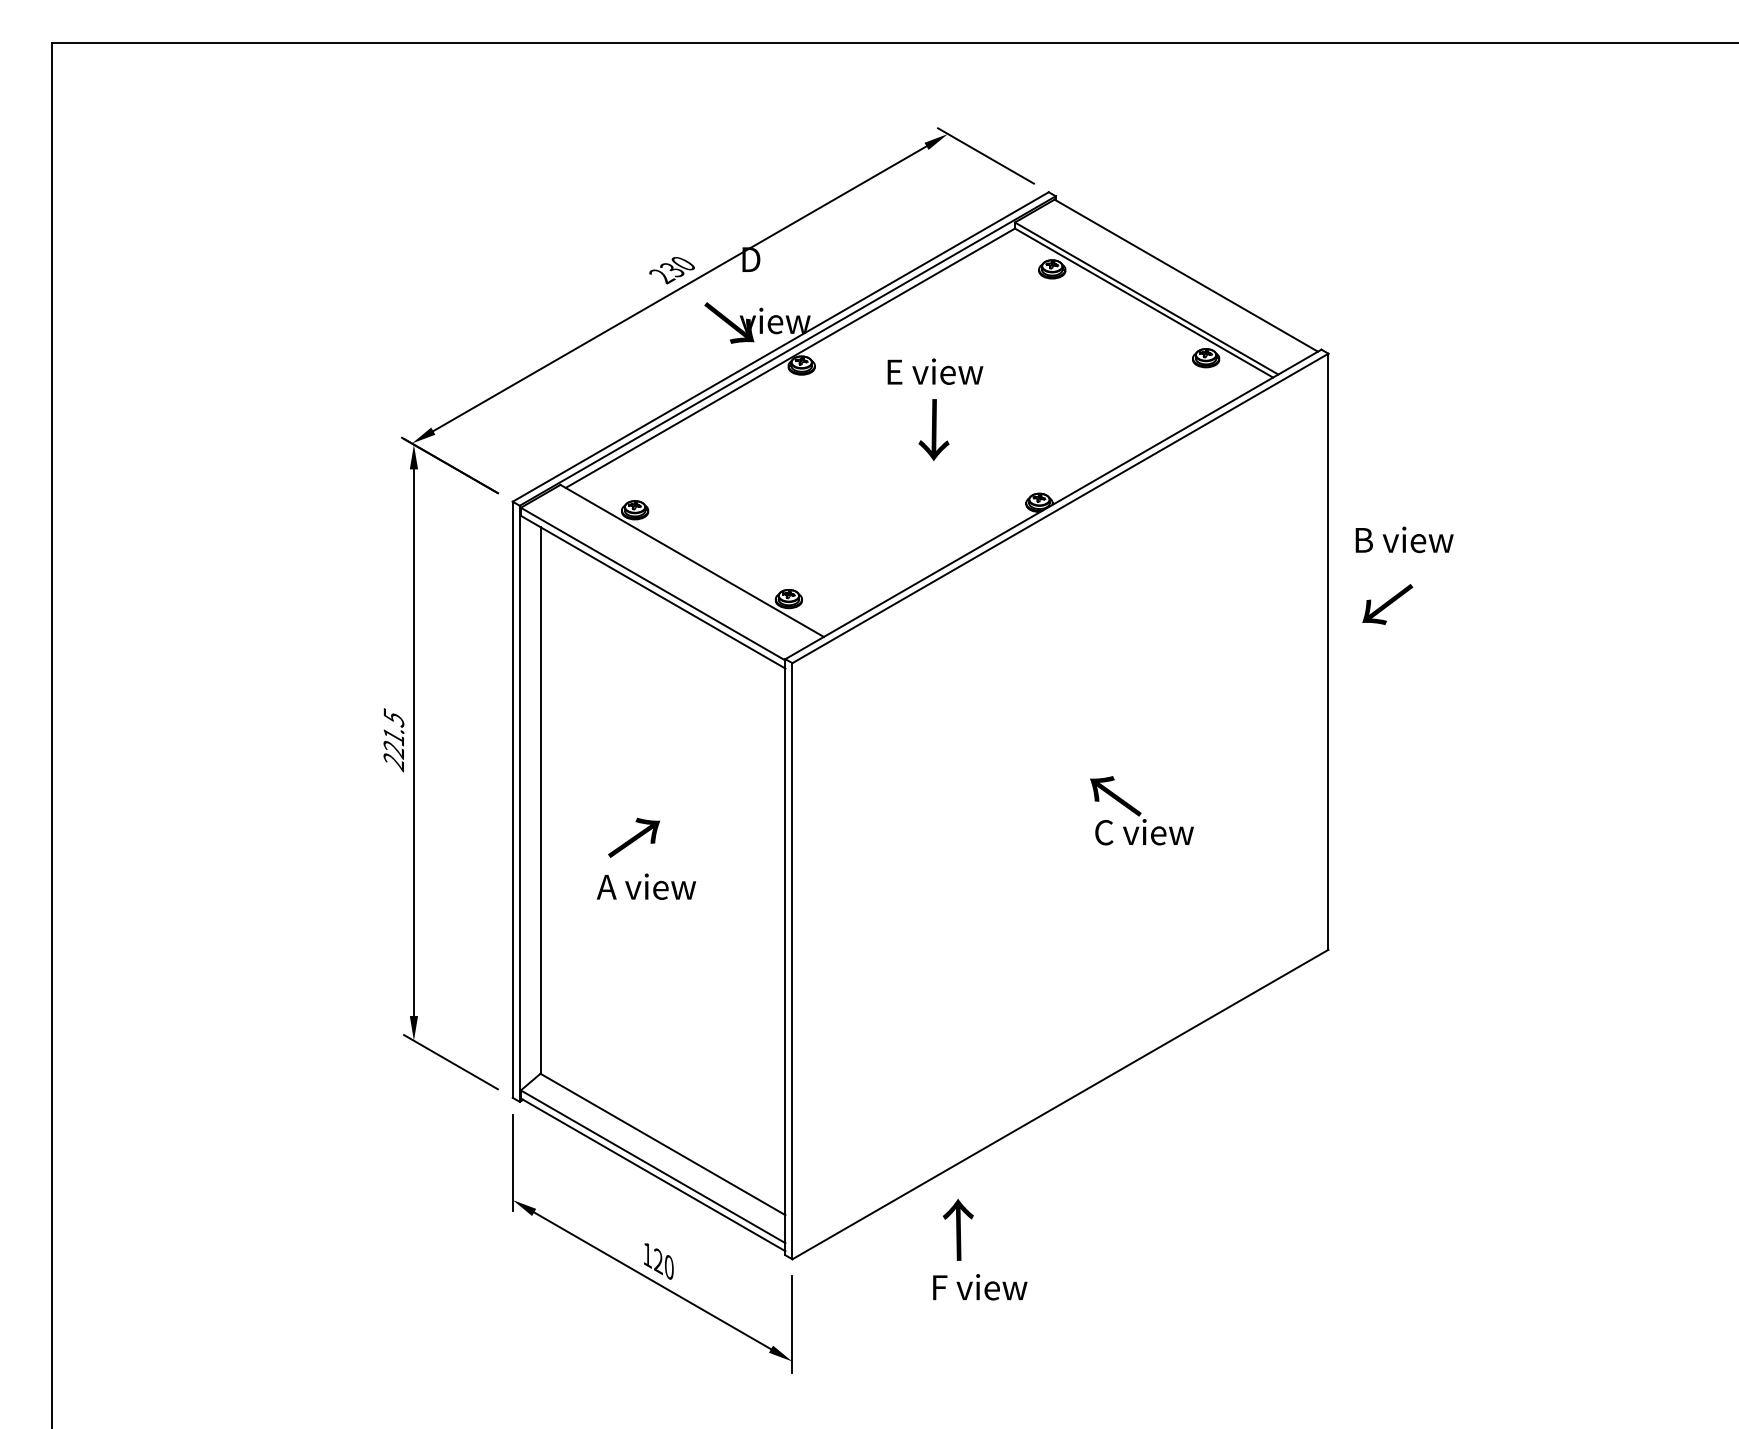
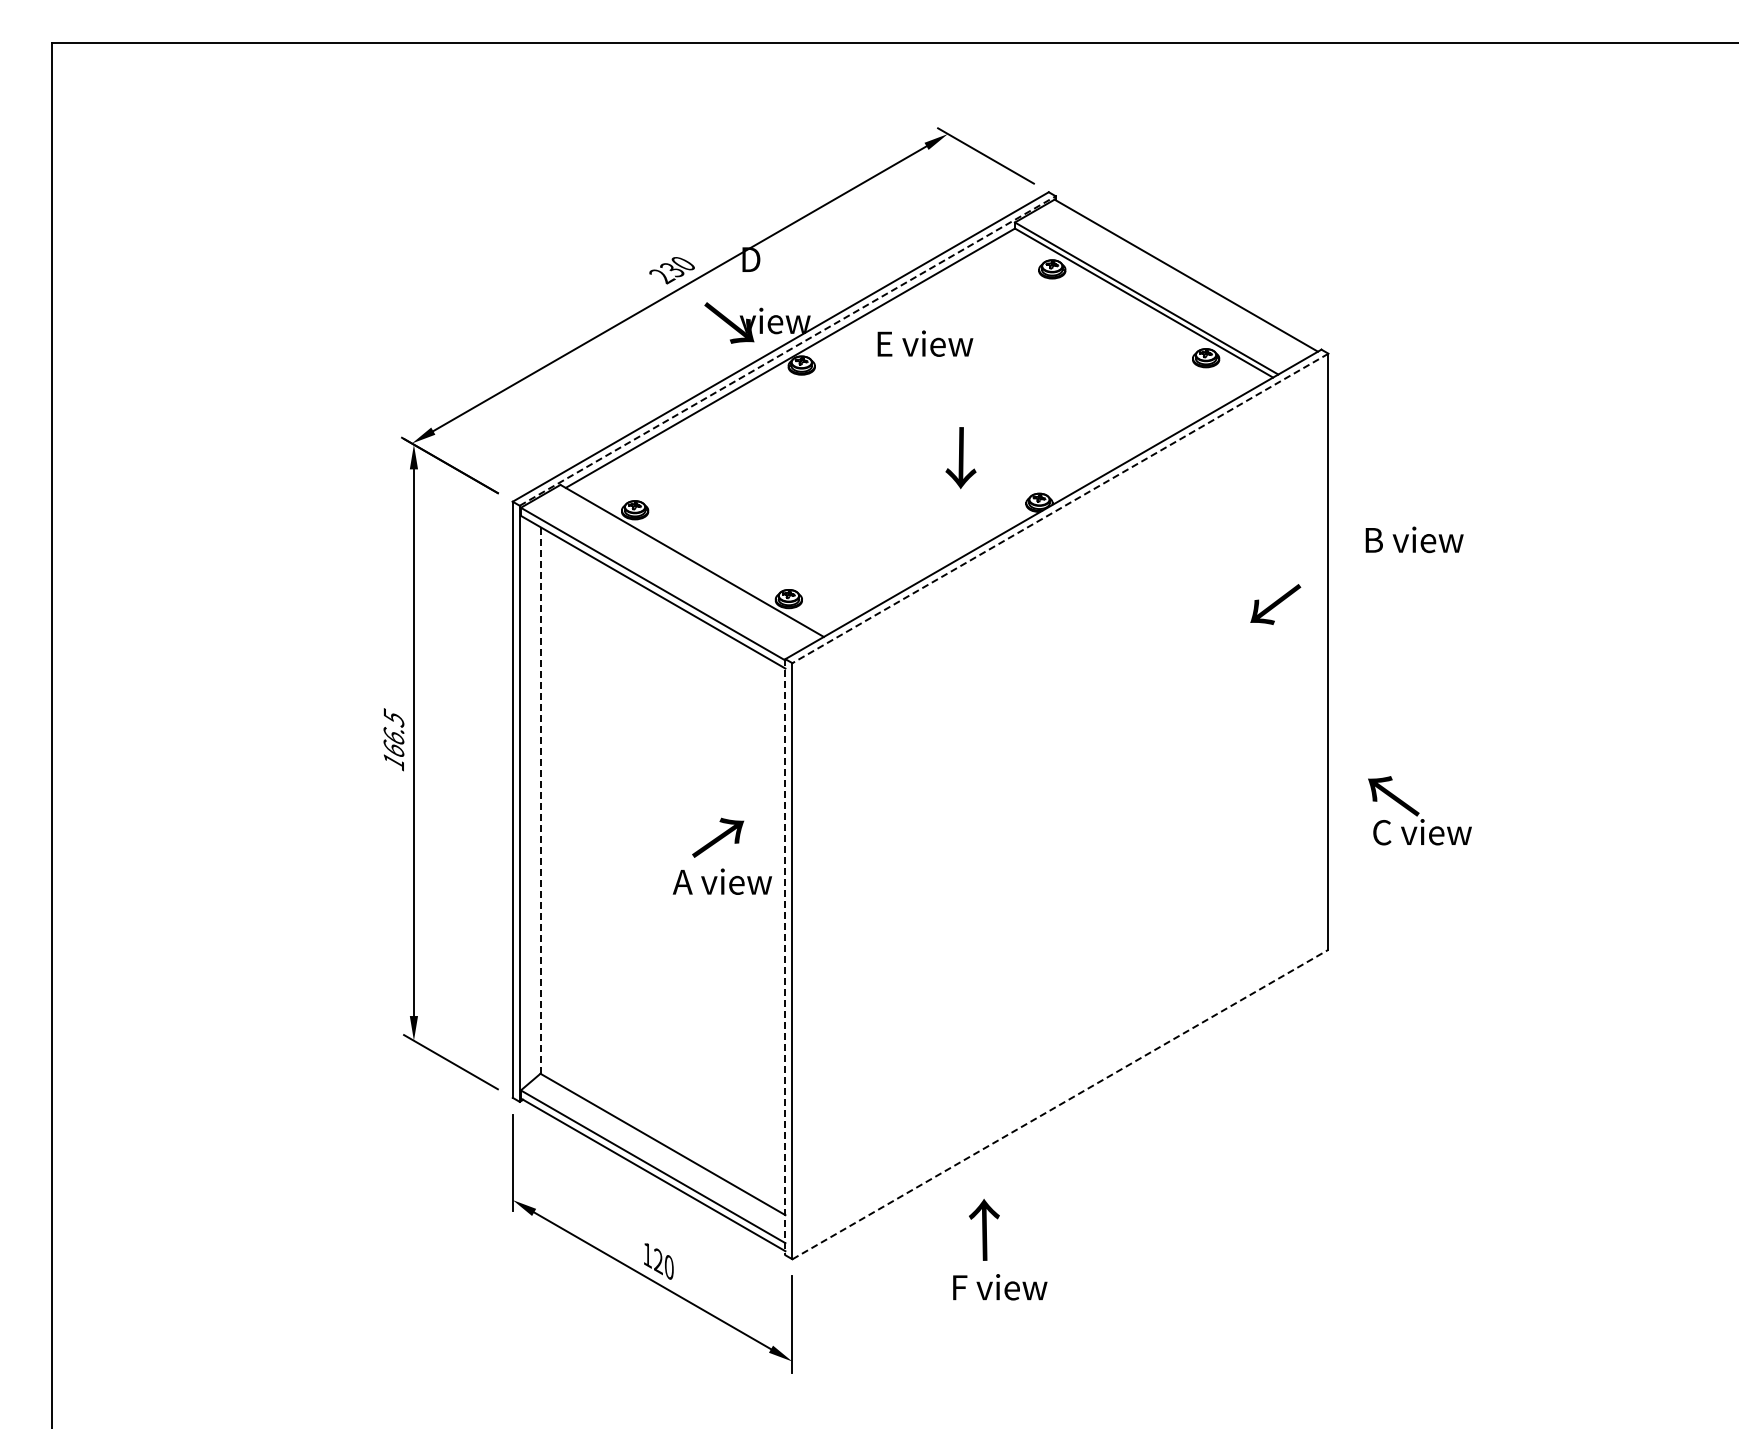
line: solid -> dashed (788, 350)
text position: (935, 371) -> (925, 343) (925, 343)
text position: (933, 430) -> (960, 458) (960, 458)
line: solid -> dashed (1060, 508)
text position: (1404, 539) -> (1414, 539) (1414, 539)
text position: (1387, 604) -> (1275, 604) (1275, 604)
text: 221.5 -> 166.5 (393, 749)
line: solid -> dashed (540, 800)
text position: (1141, 810) -> (1419, 810) (1419, 810)
text position: (634, 837) -> (718, 837) (718, 837)
text position: (646, 886) -> (722, 881) (722, 881)
line: solid -> dashed (785, 957)
line: solid -> dashed (1060, 1104)
text position: (958, 1229) -> (984, 1229) (984, 1229)
text position: (980, 1287) -> (1000, 1287) (1000, 1287)
